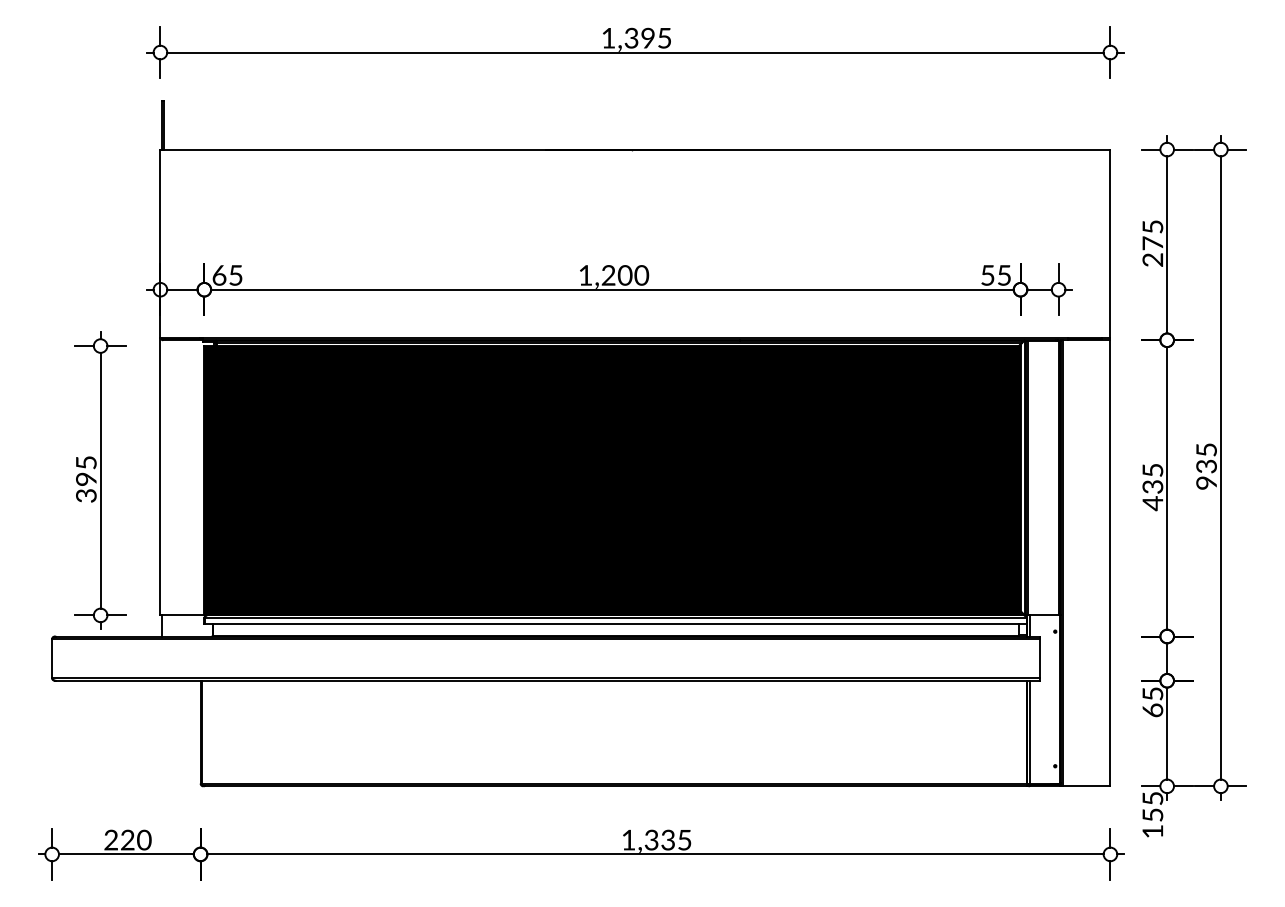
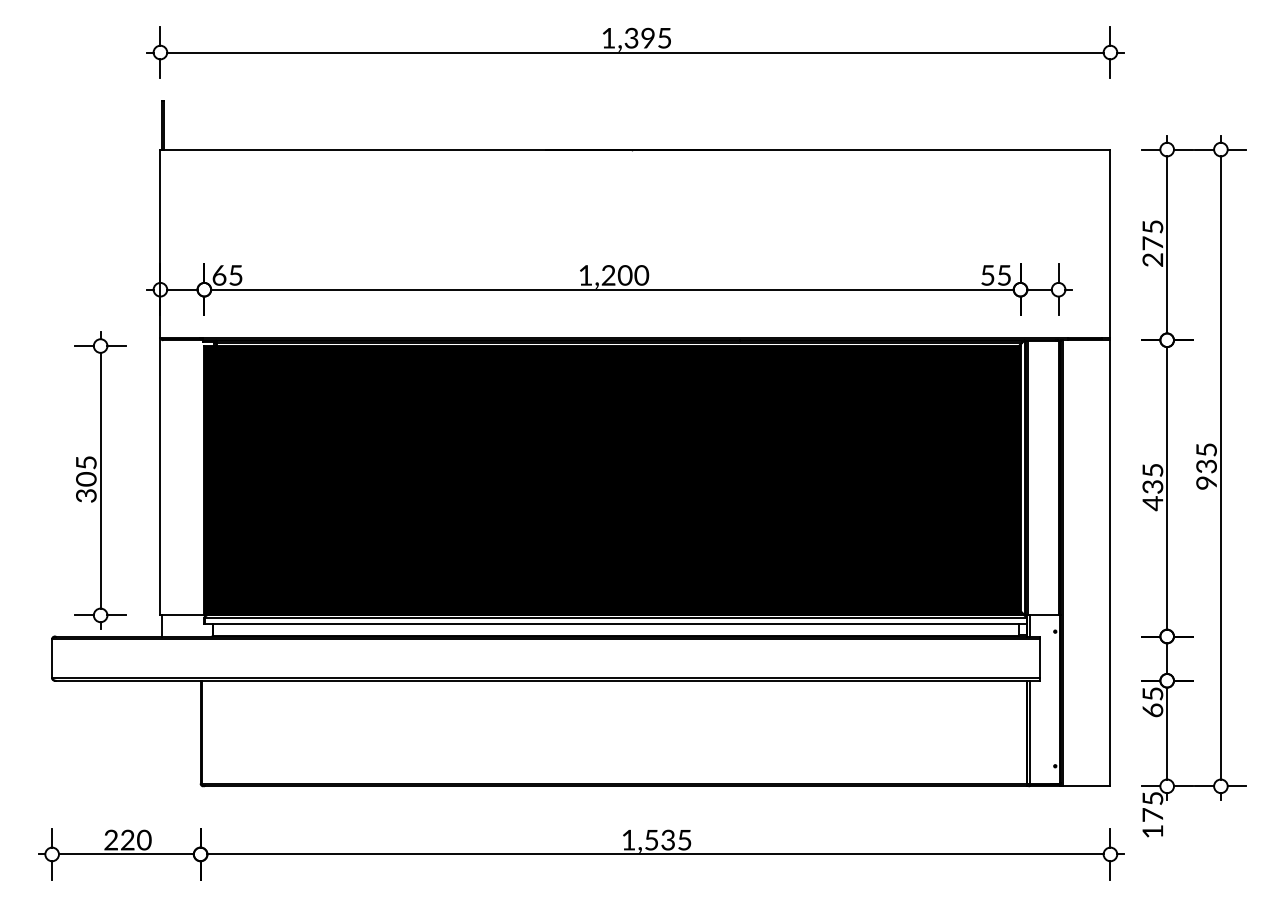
text: 395 -> 305 (86, 479)
text: 155 -> 175 (1152, 814)
text: 1,335 -> 1,535 (651, 839)
